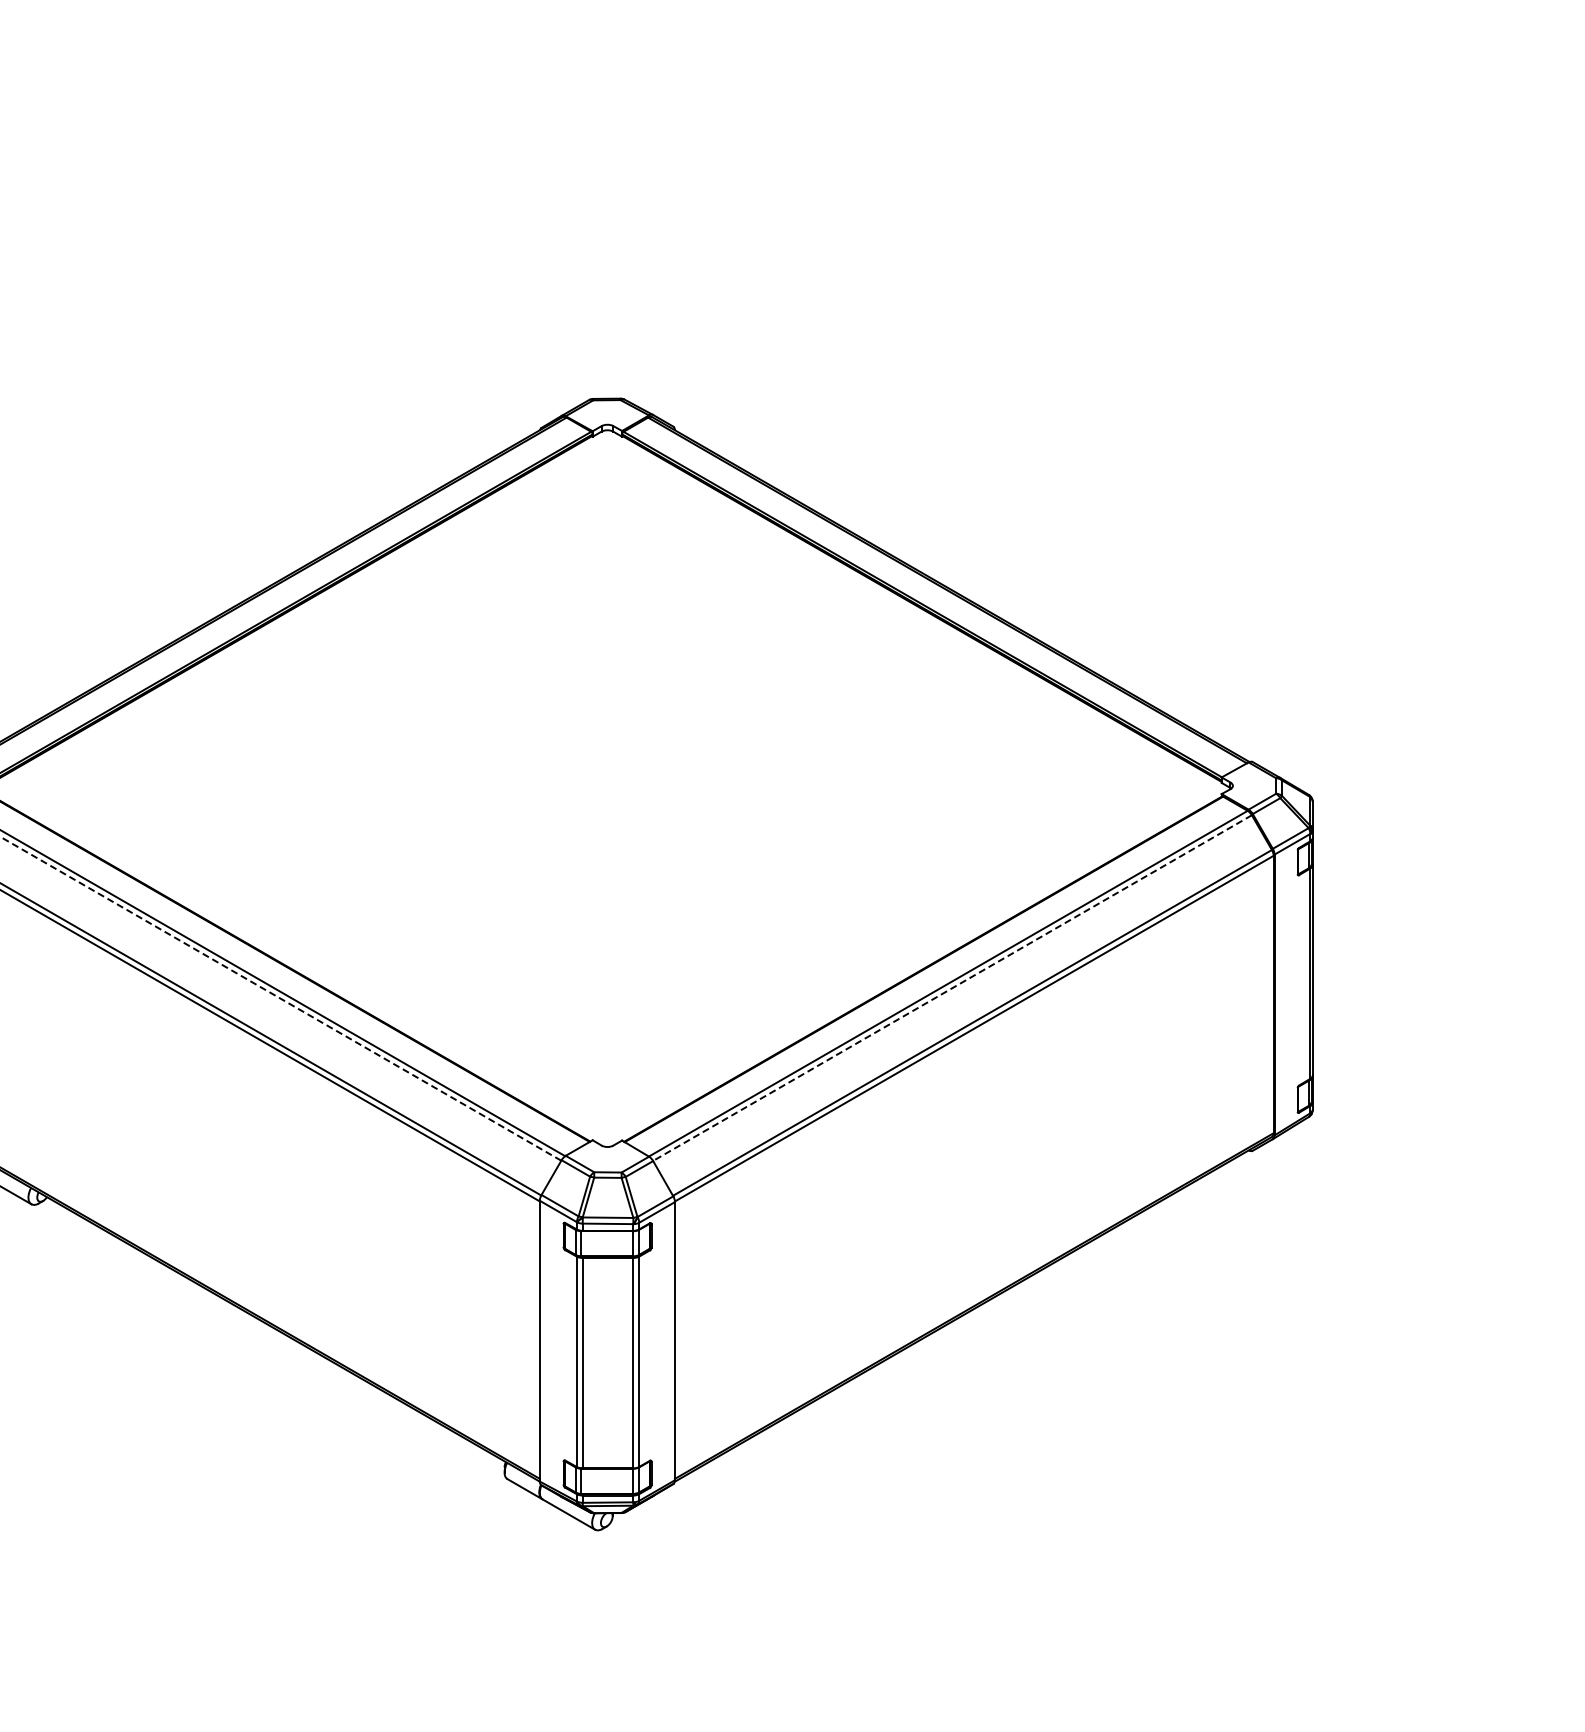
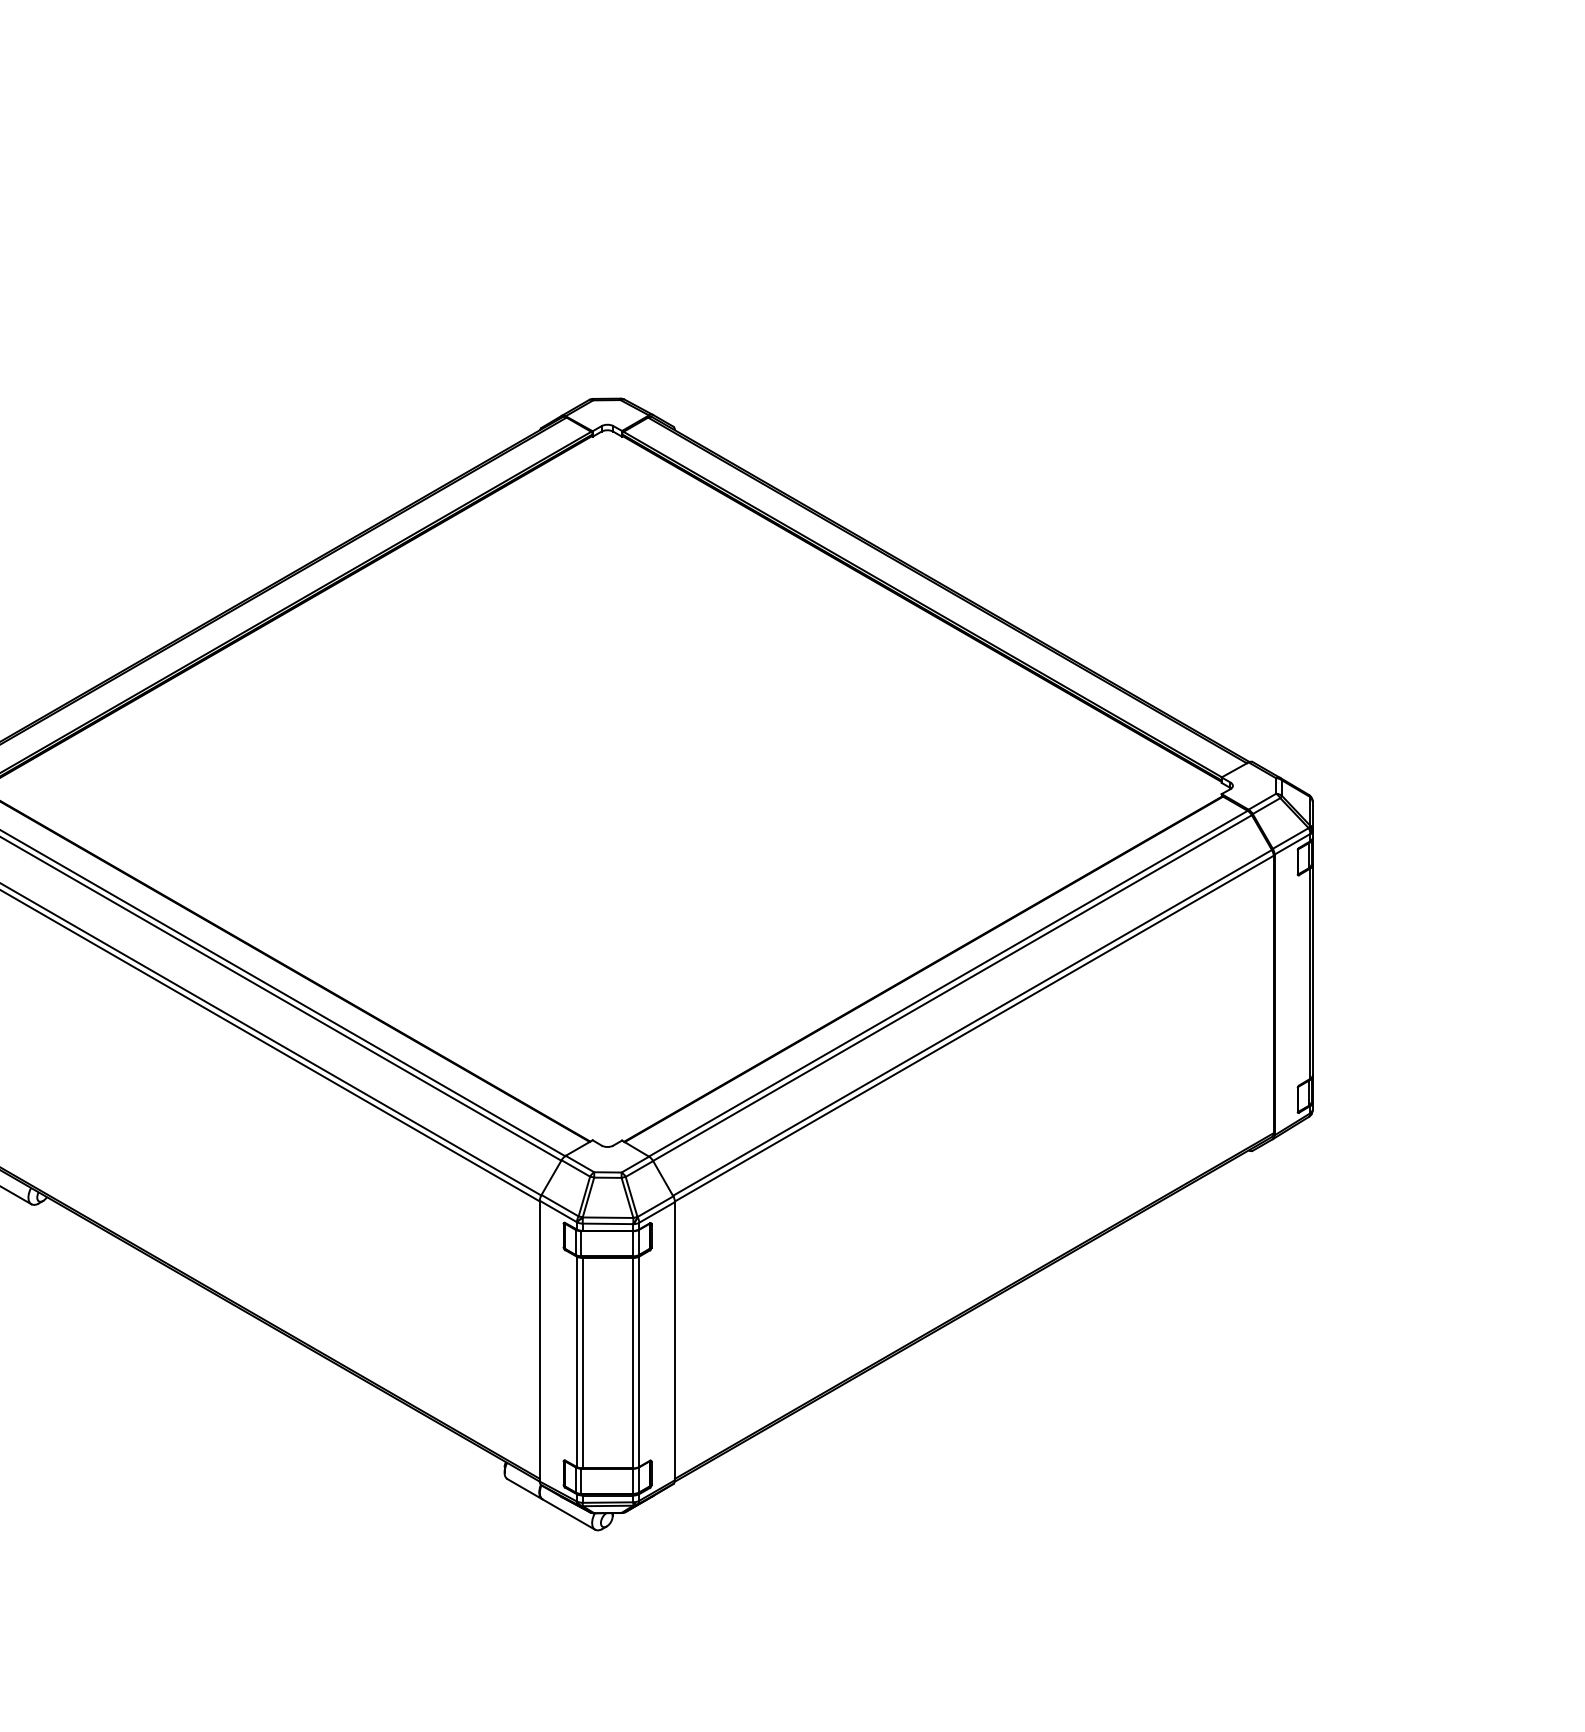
line: dashed -> solid (952, 988)
line: dashed -> solid (280, 998)
